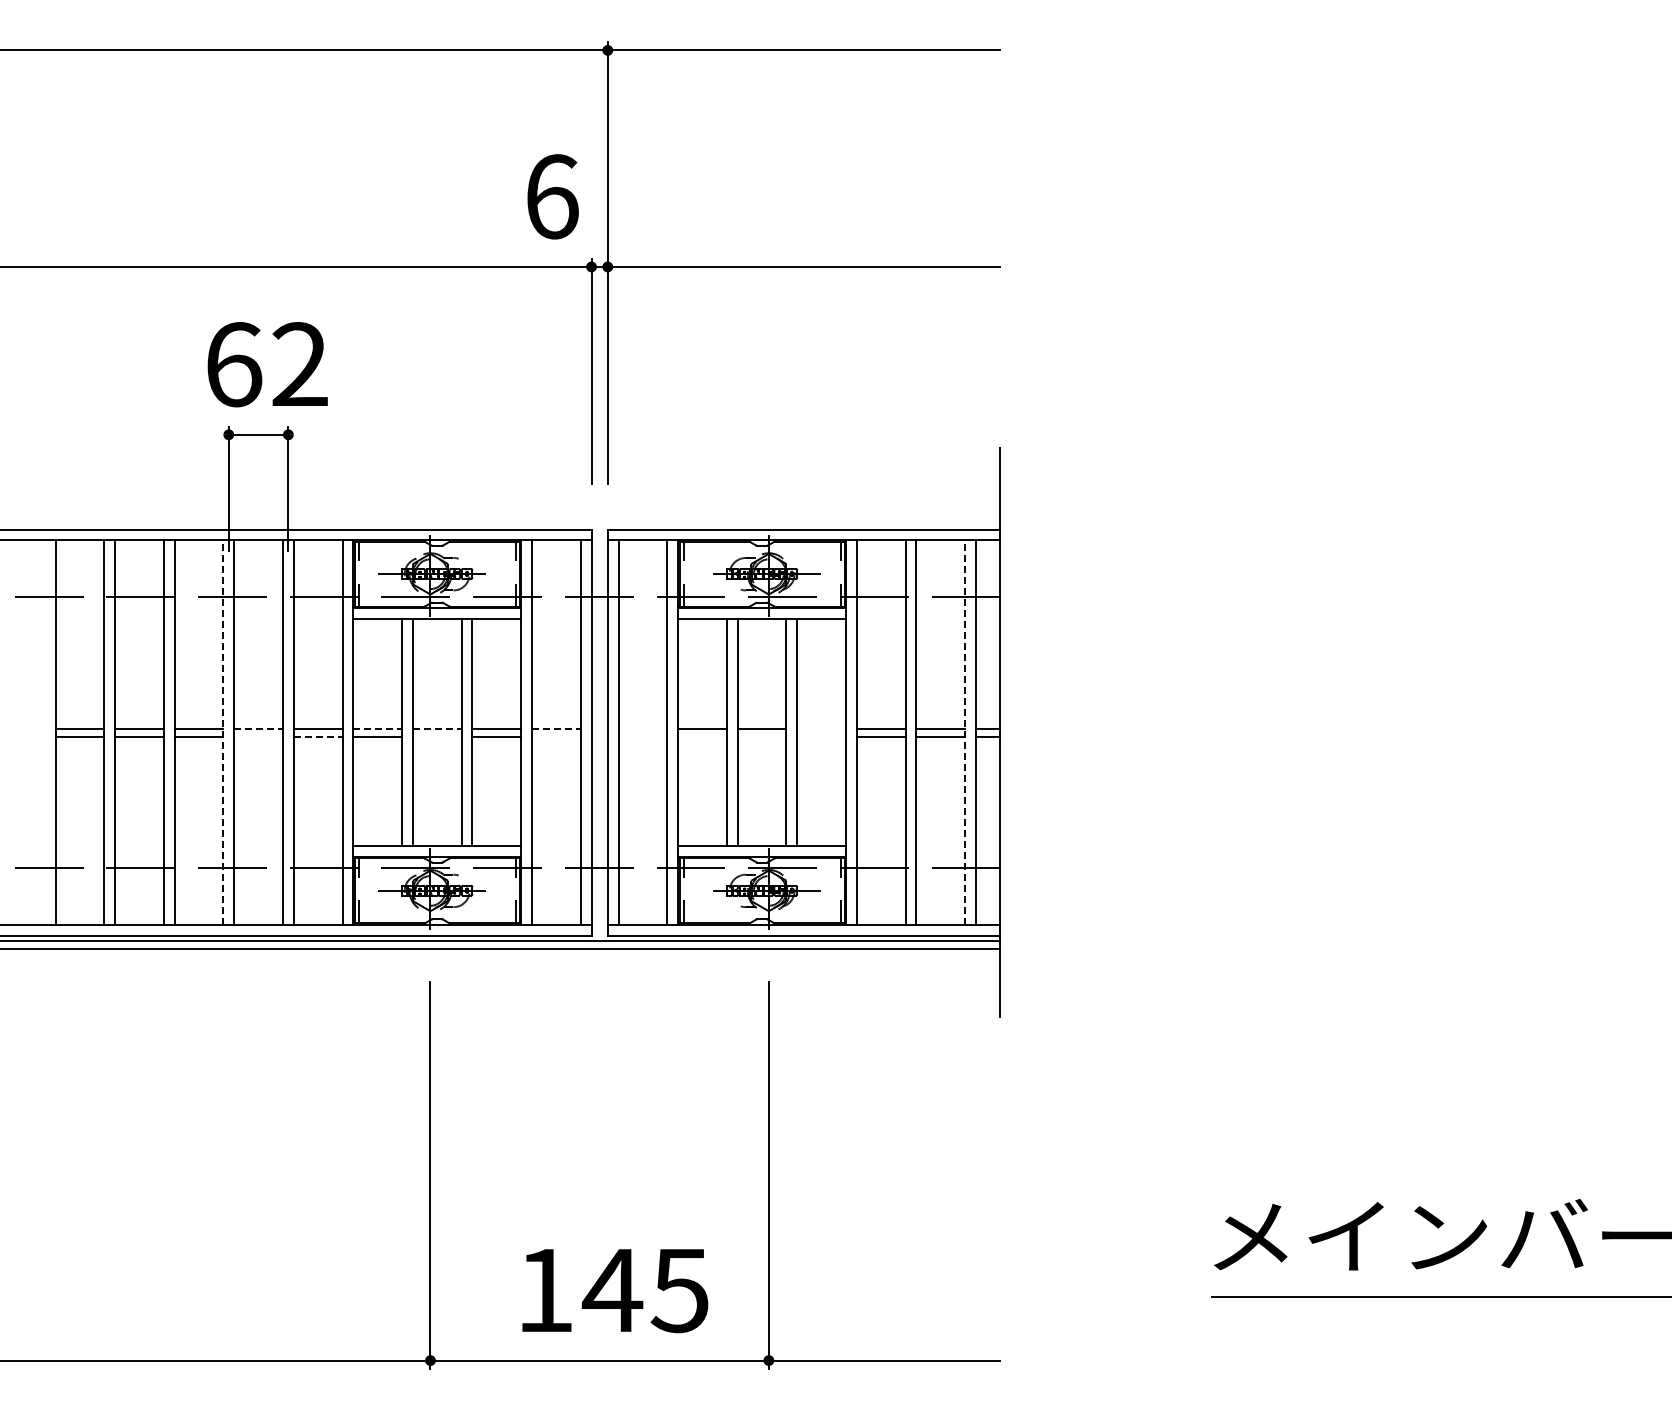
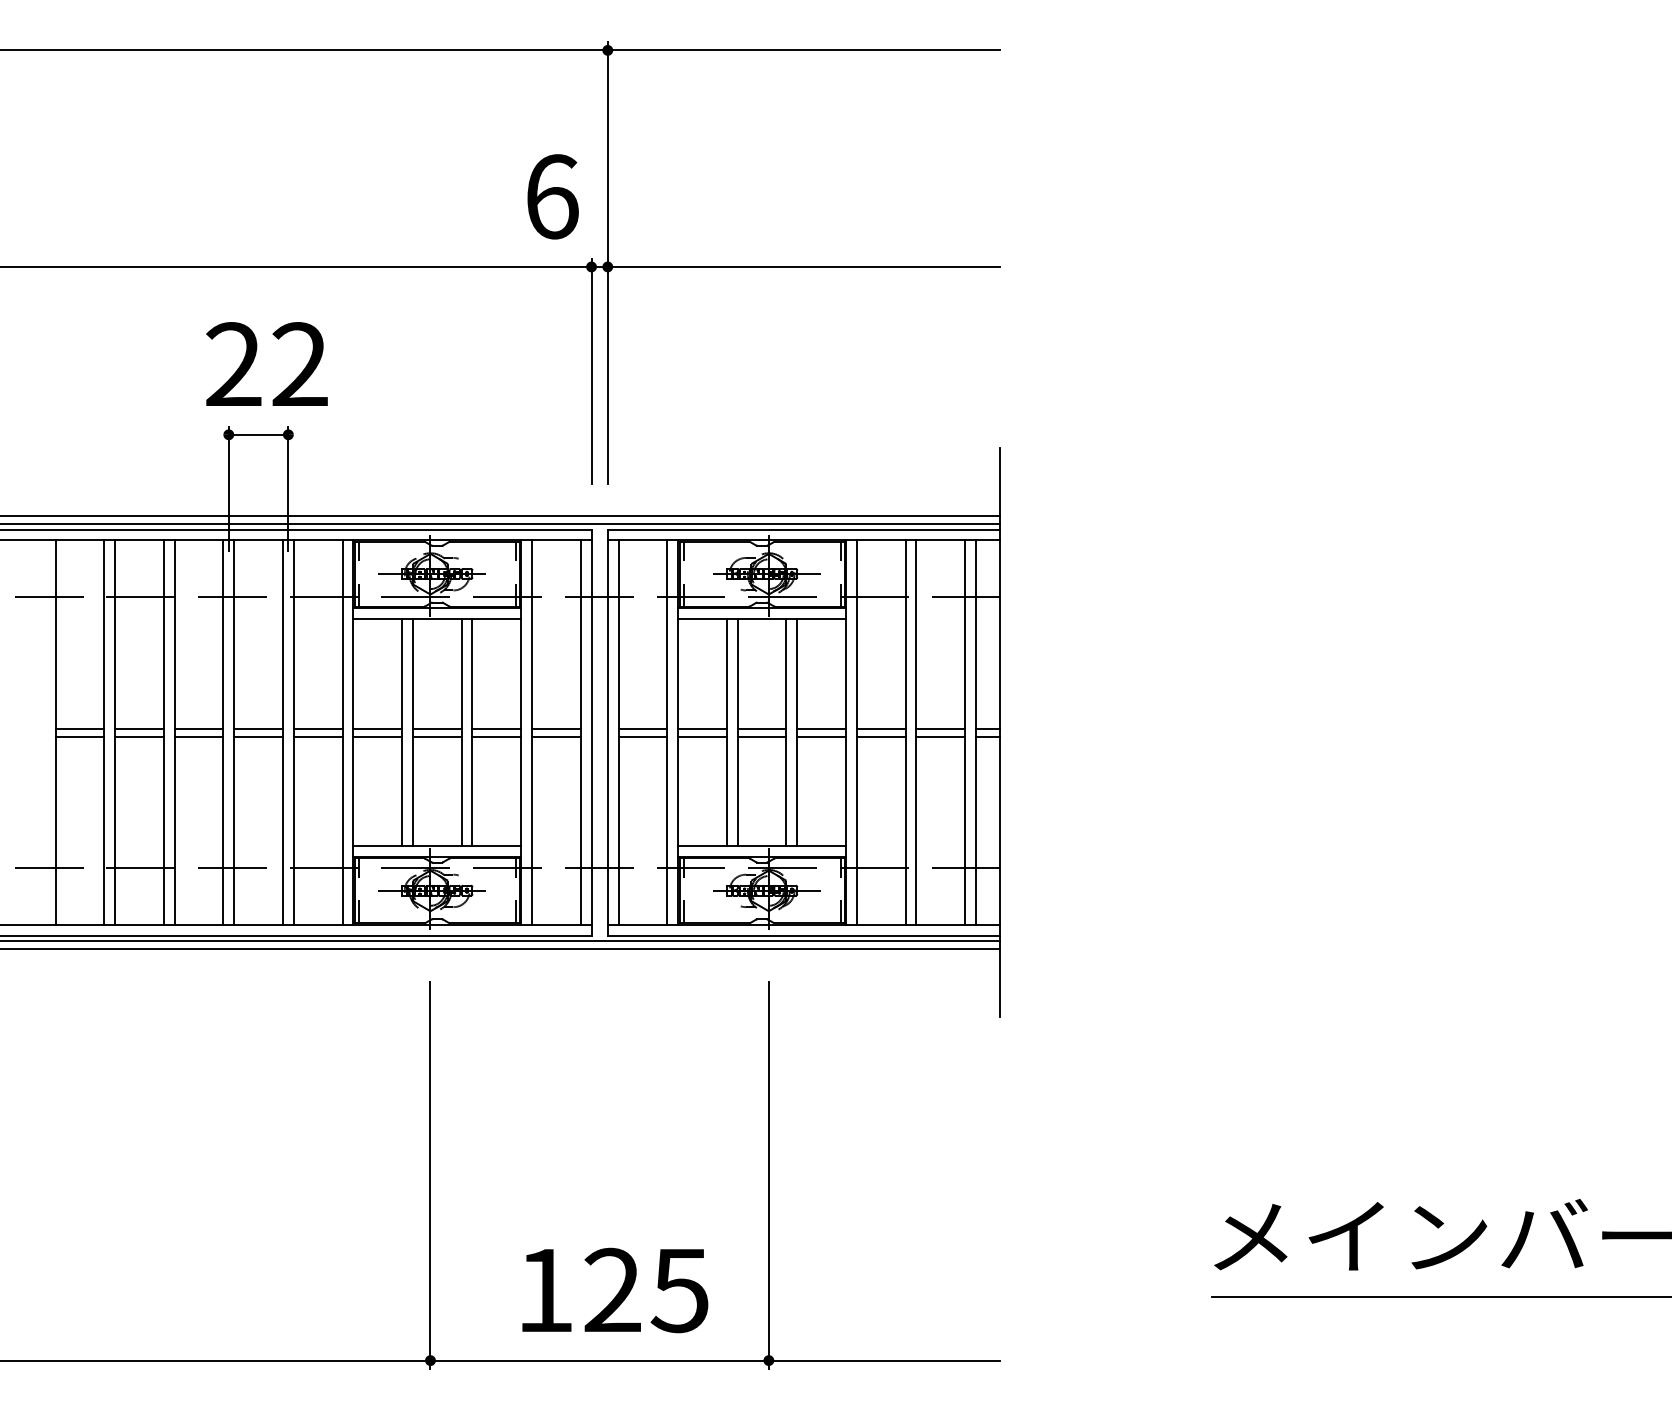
text: 62 -> 22 (234, 364)
line: none -> present (501, 516)
line: none -> present (501, 524)
line: dashed -> solid (259, 728)
line: dashed -> solid (378, 728)
line: dashed -> solid (437, 728)
line: dashed -> solid (556, 728)
line: none -> present (642, 728)
line: none -> present (821, 728)
line: dashed -> solid (223, 732)
line: dashed -> solid (965, 732)
line: none -> present (258, 736)
line: dashed -> solid (318, 736)
line: none -> present (436, 736)
line: none -> present (555, 736)
line: none -> present (642, 736)
line: none -> present (702, 736)
line: none -> present (761, 736)
line: none -> present (821, 736)
text: 145 -> 125 (612, 1289)
